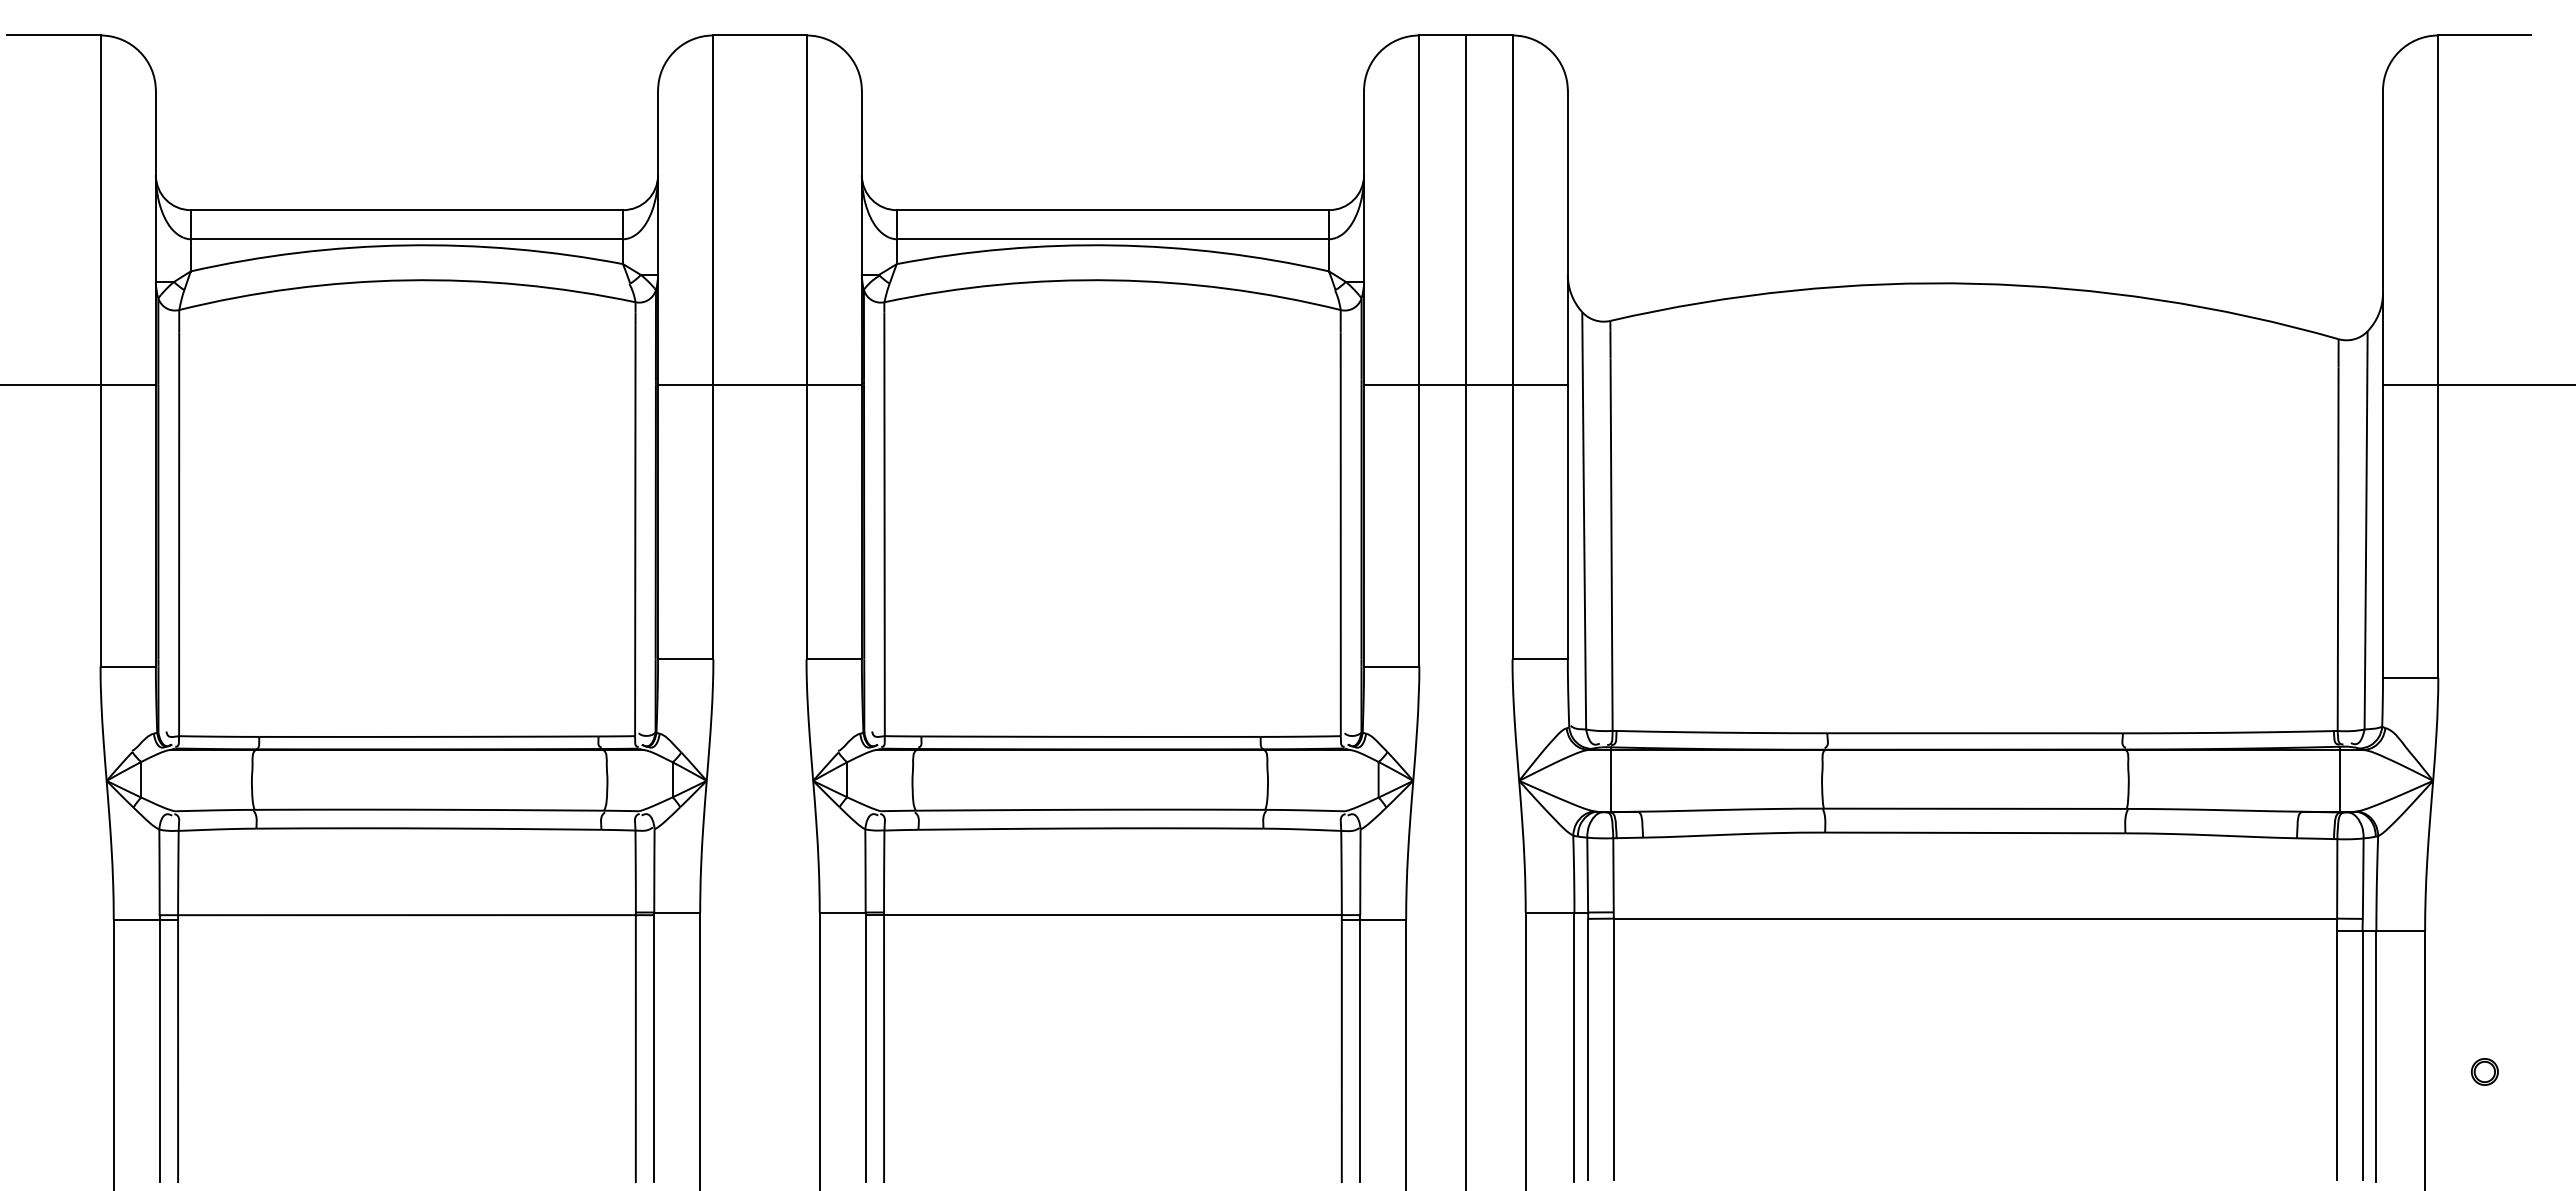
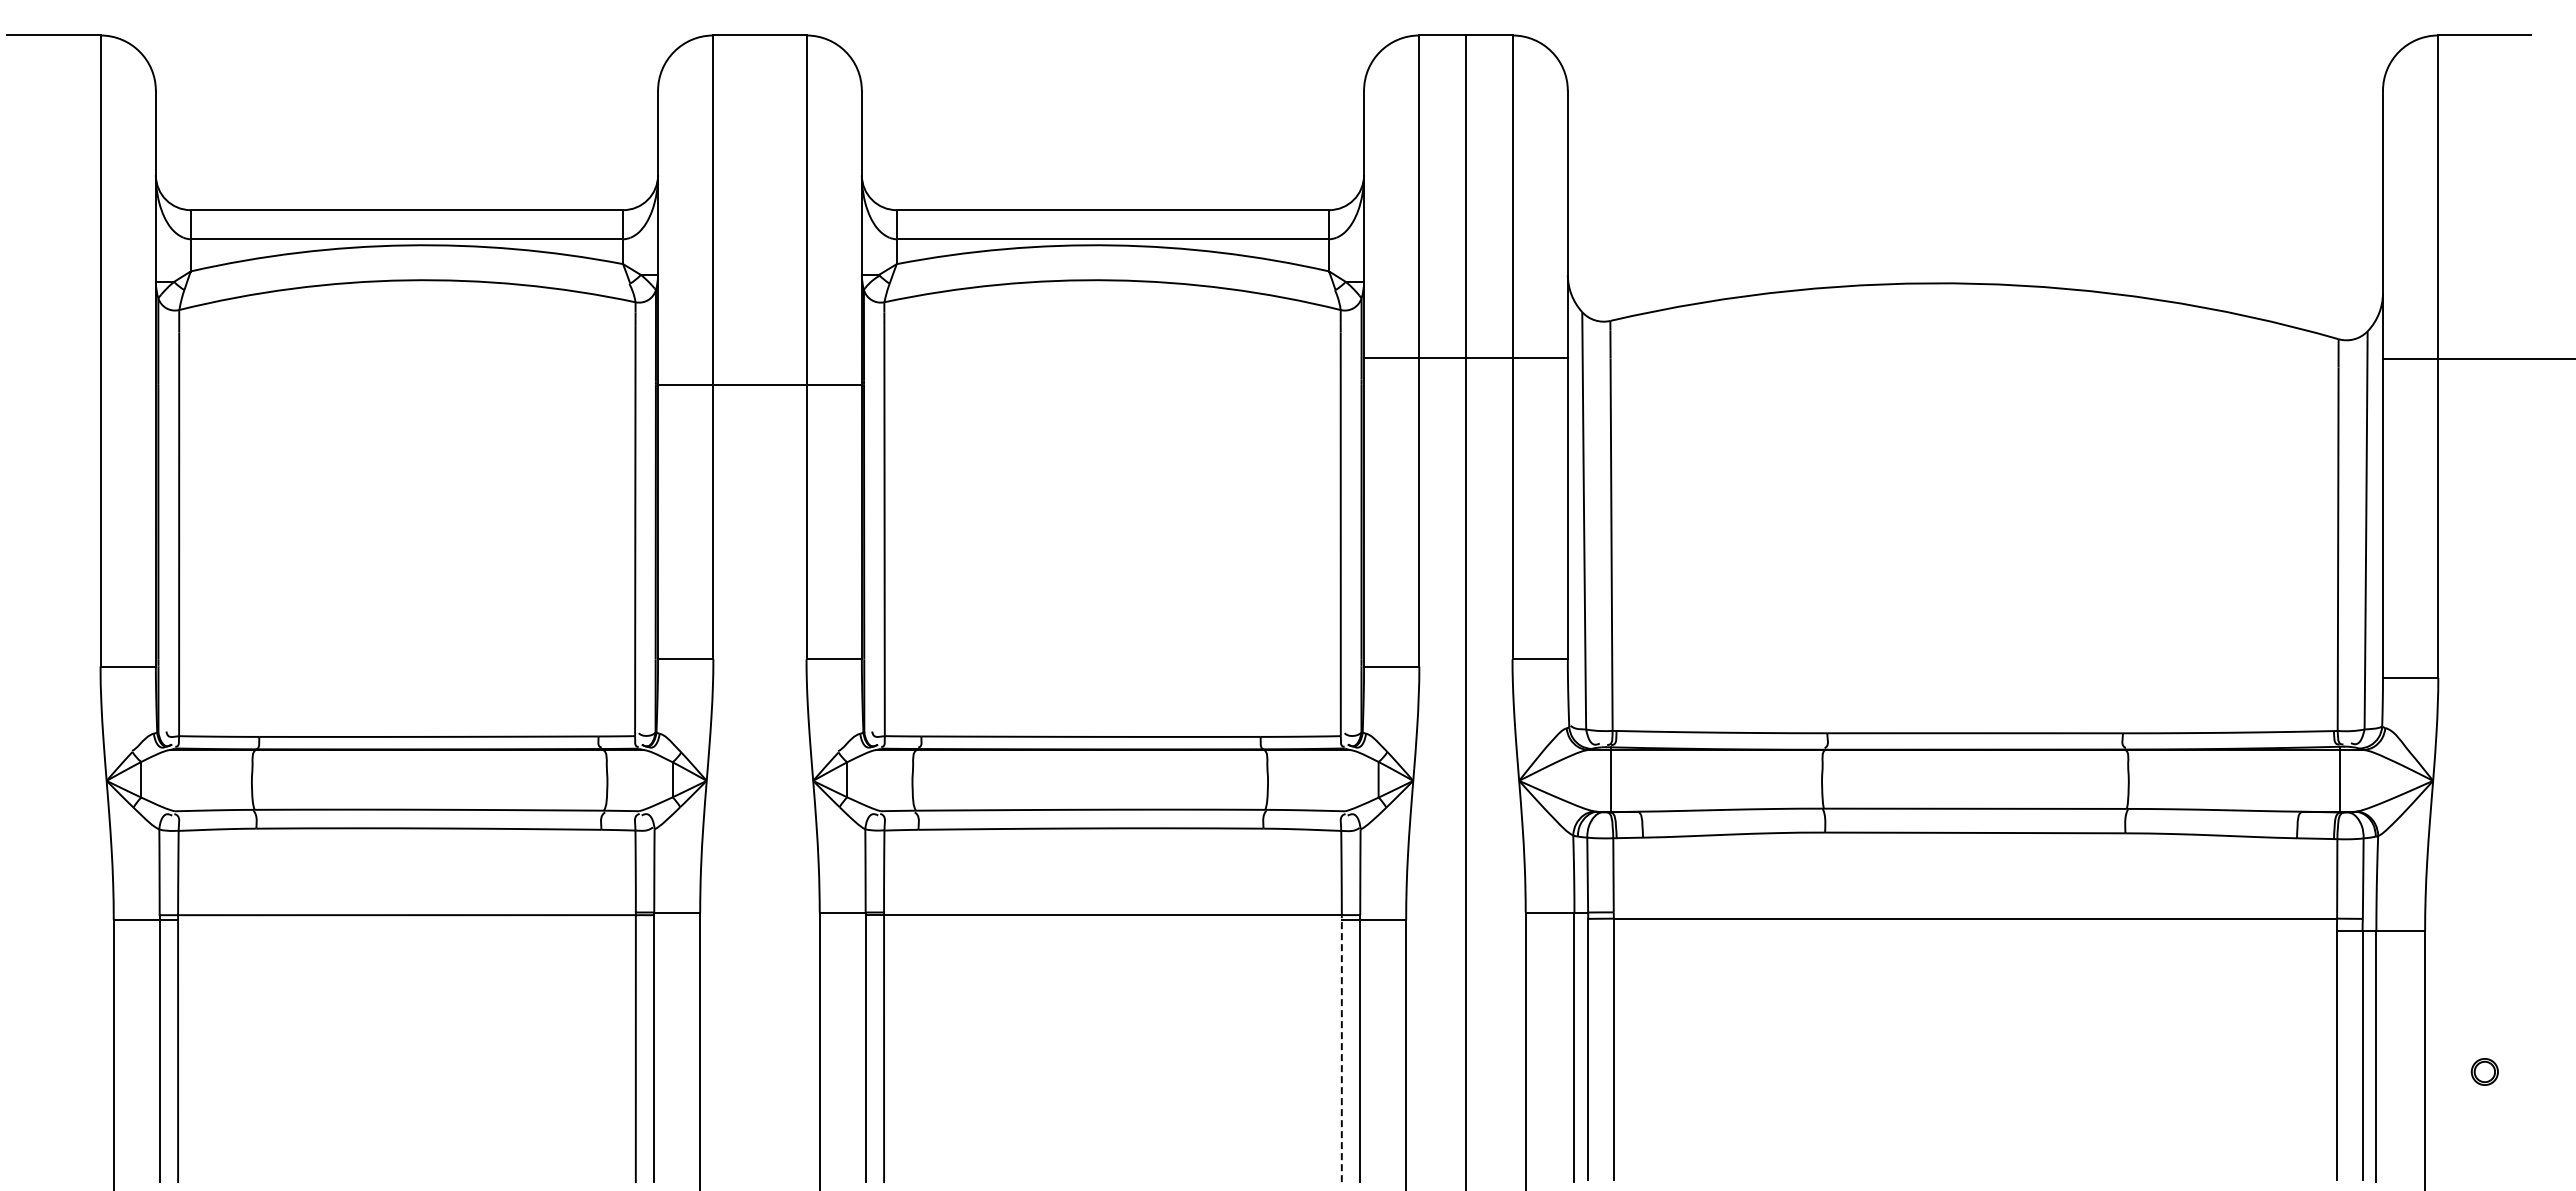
line: present -> none (78, 384)
line position: (1465, 384) -> (1465, 357) (1465, 357)
line position: (2477, 384) -> (2477, 358) (2477, 358)
line: solid -> dashed (1341, 1048)
